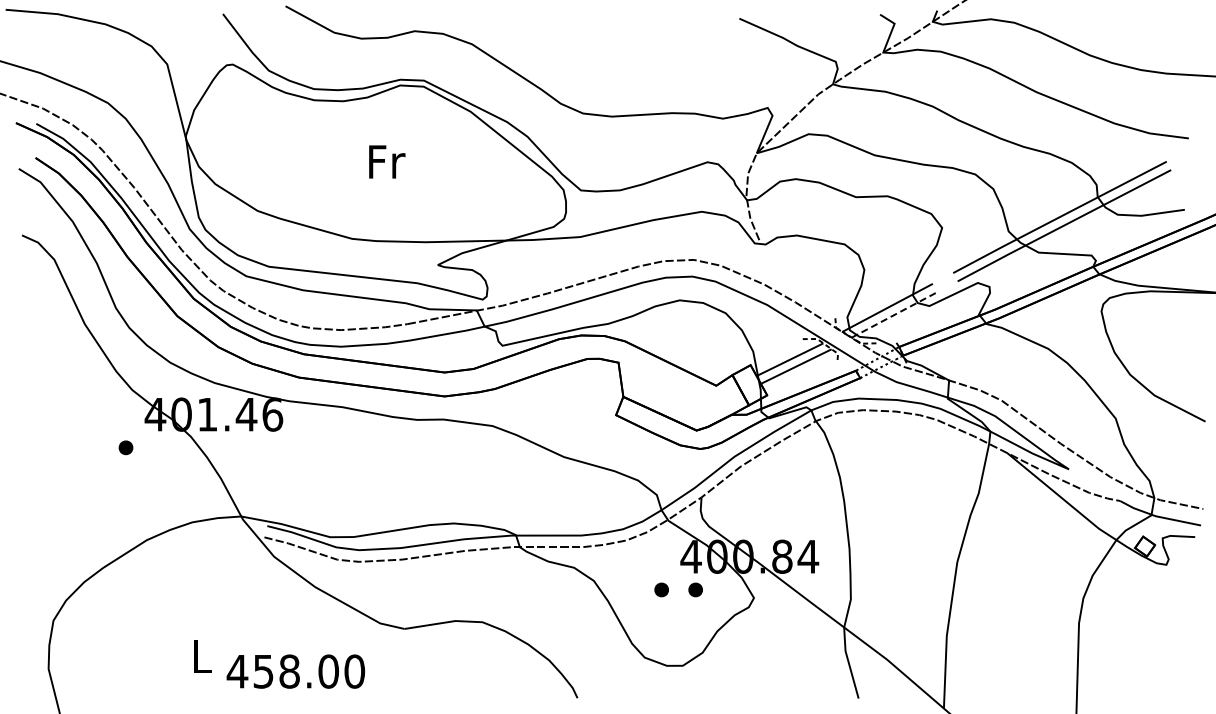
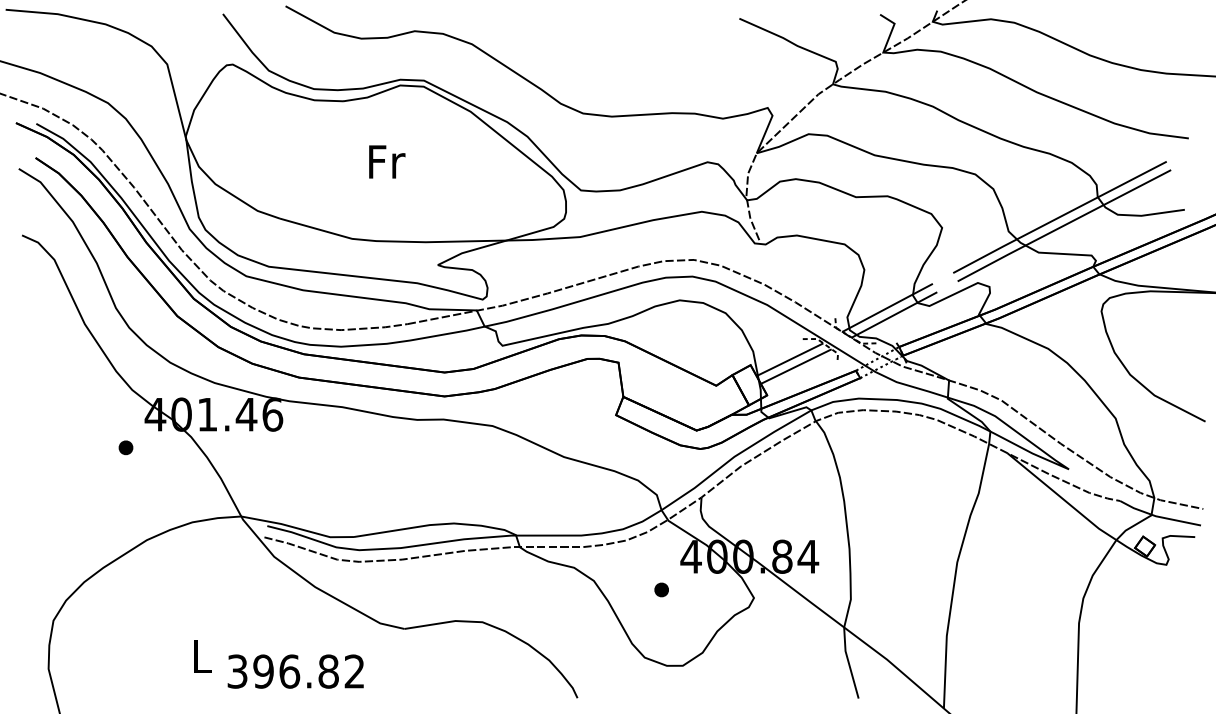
line: dashed -> solid (895, 314)
part: present -> none (695, 589)
text: 458.00 -> 396.82 (295, 671)
